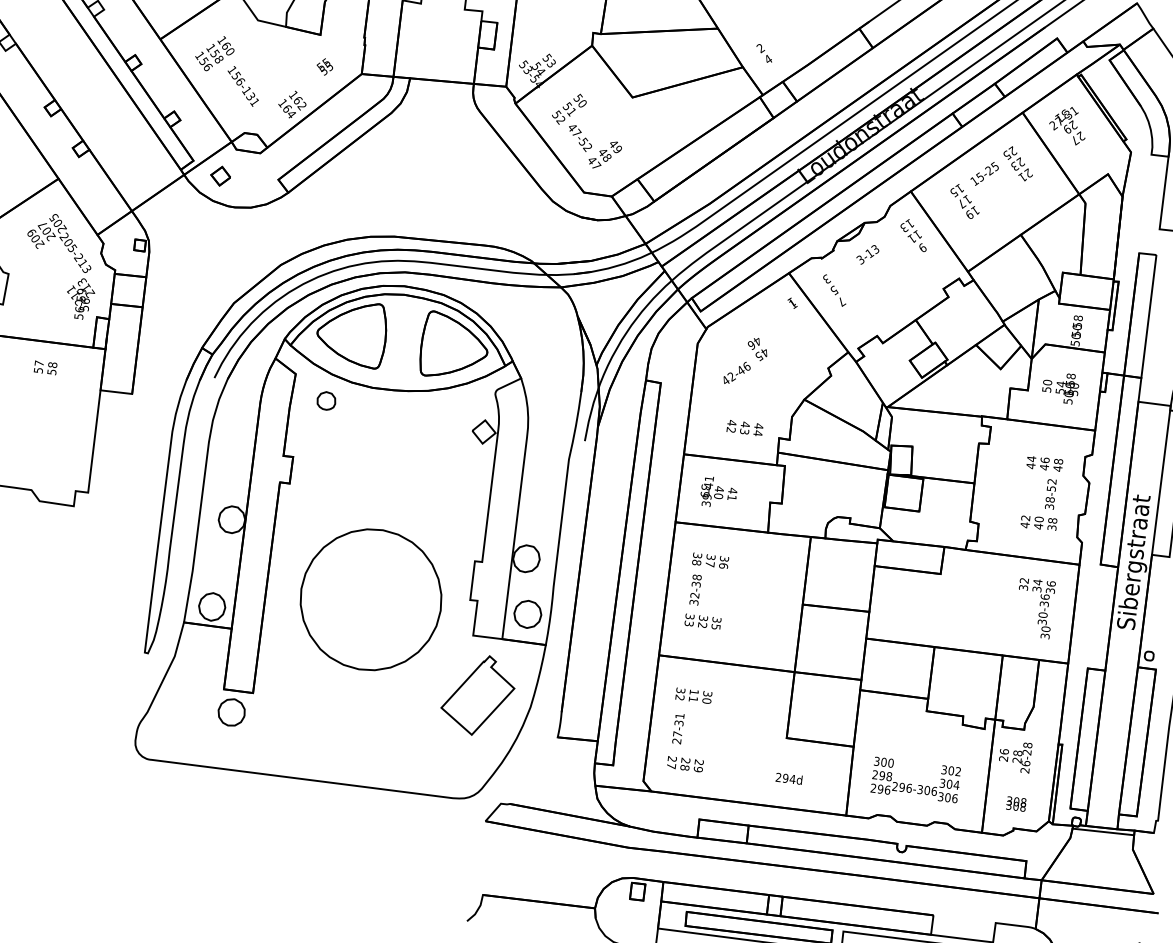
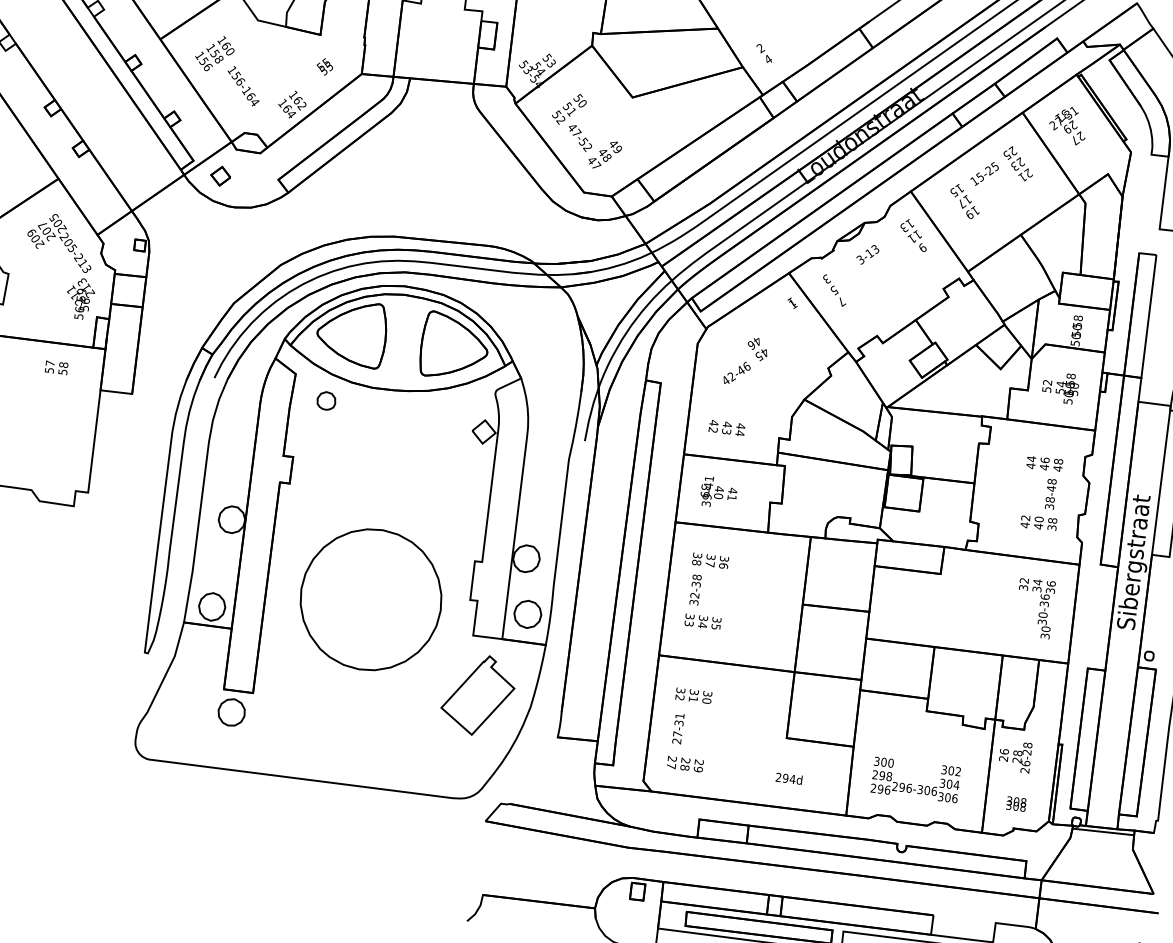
text: 156-131 -> 156-164 (252, 99)
text position: (45, 367) -> (56, 367) (56, 367)
text: 50 -> 52 (1047, 382)
text position: (744, 427) -> (726, 427) (726, 427)
text: 38-52 -> 38-48 (1051, 485)
text: 32 -> 34 (702, 625)
text: 11 -> 31 (693, 692)
